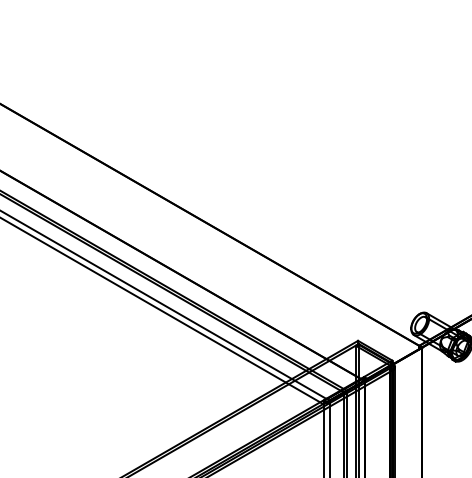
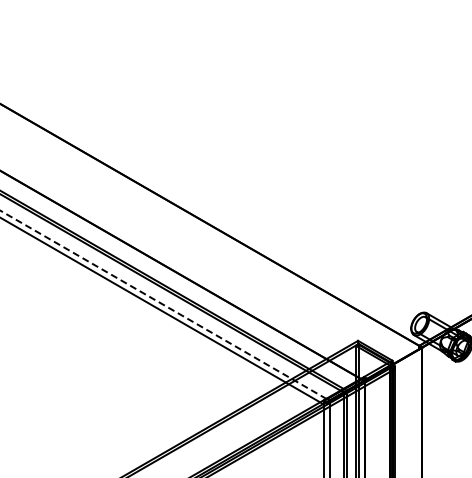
line: solid -> dashed (163, 304)
